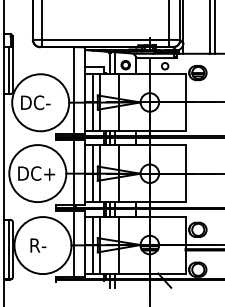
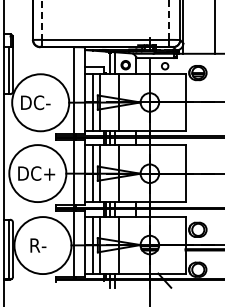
line: solid -> dashed (168, 19)
line: solid -> dashed (41, 20)
line: present -> none (210, 27)
